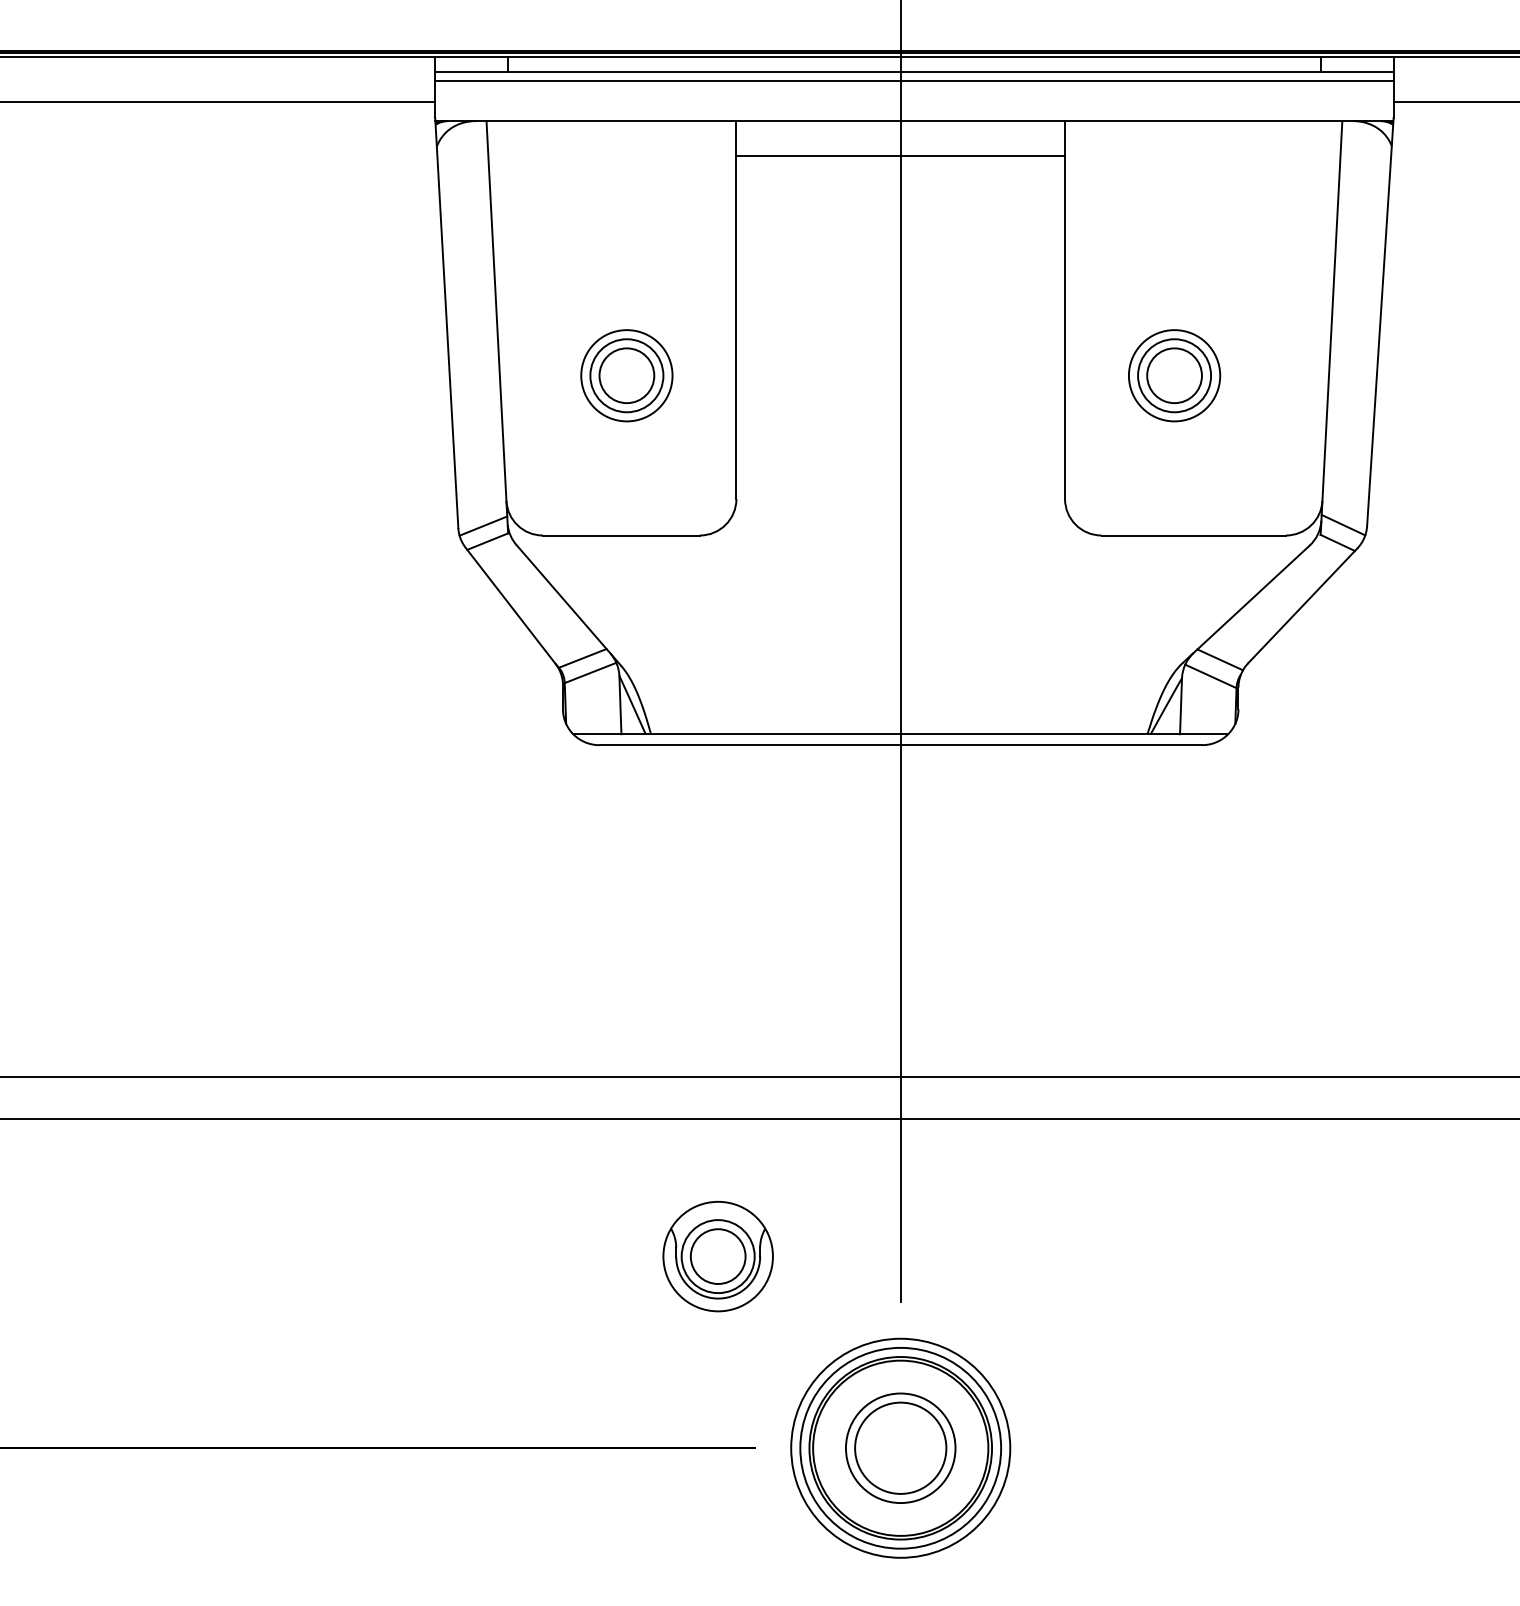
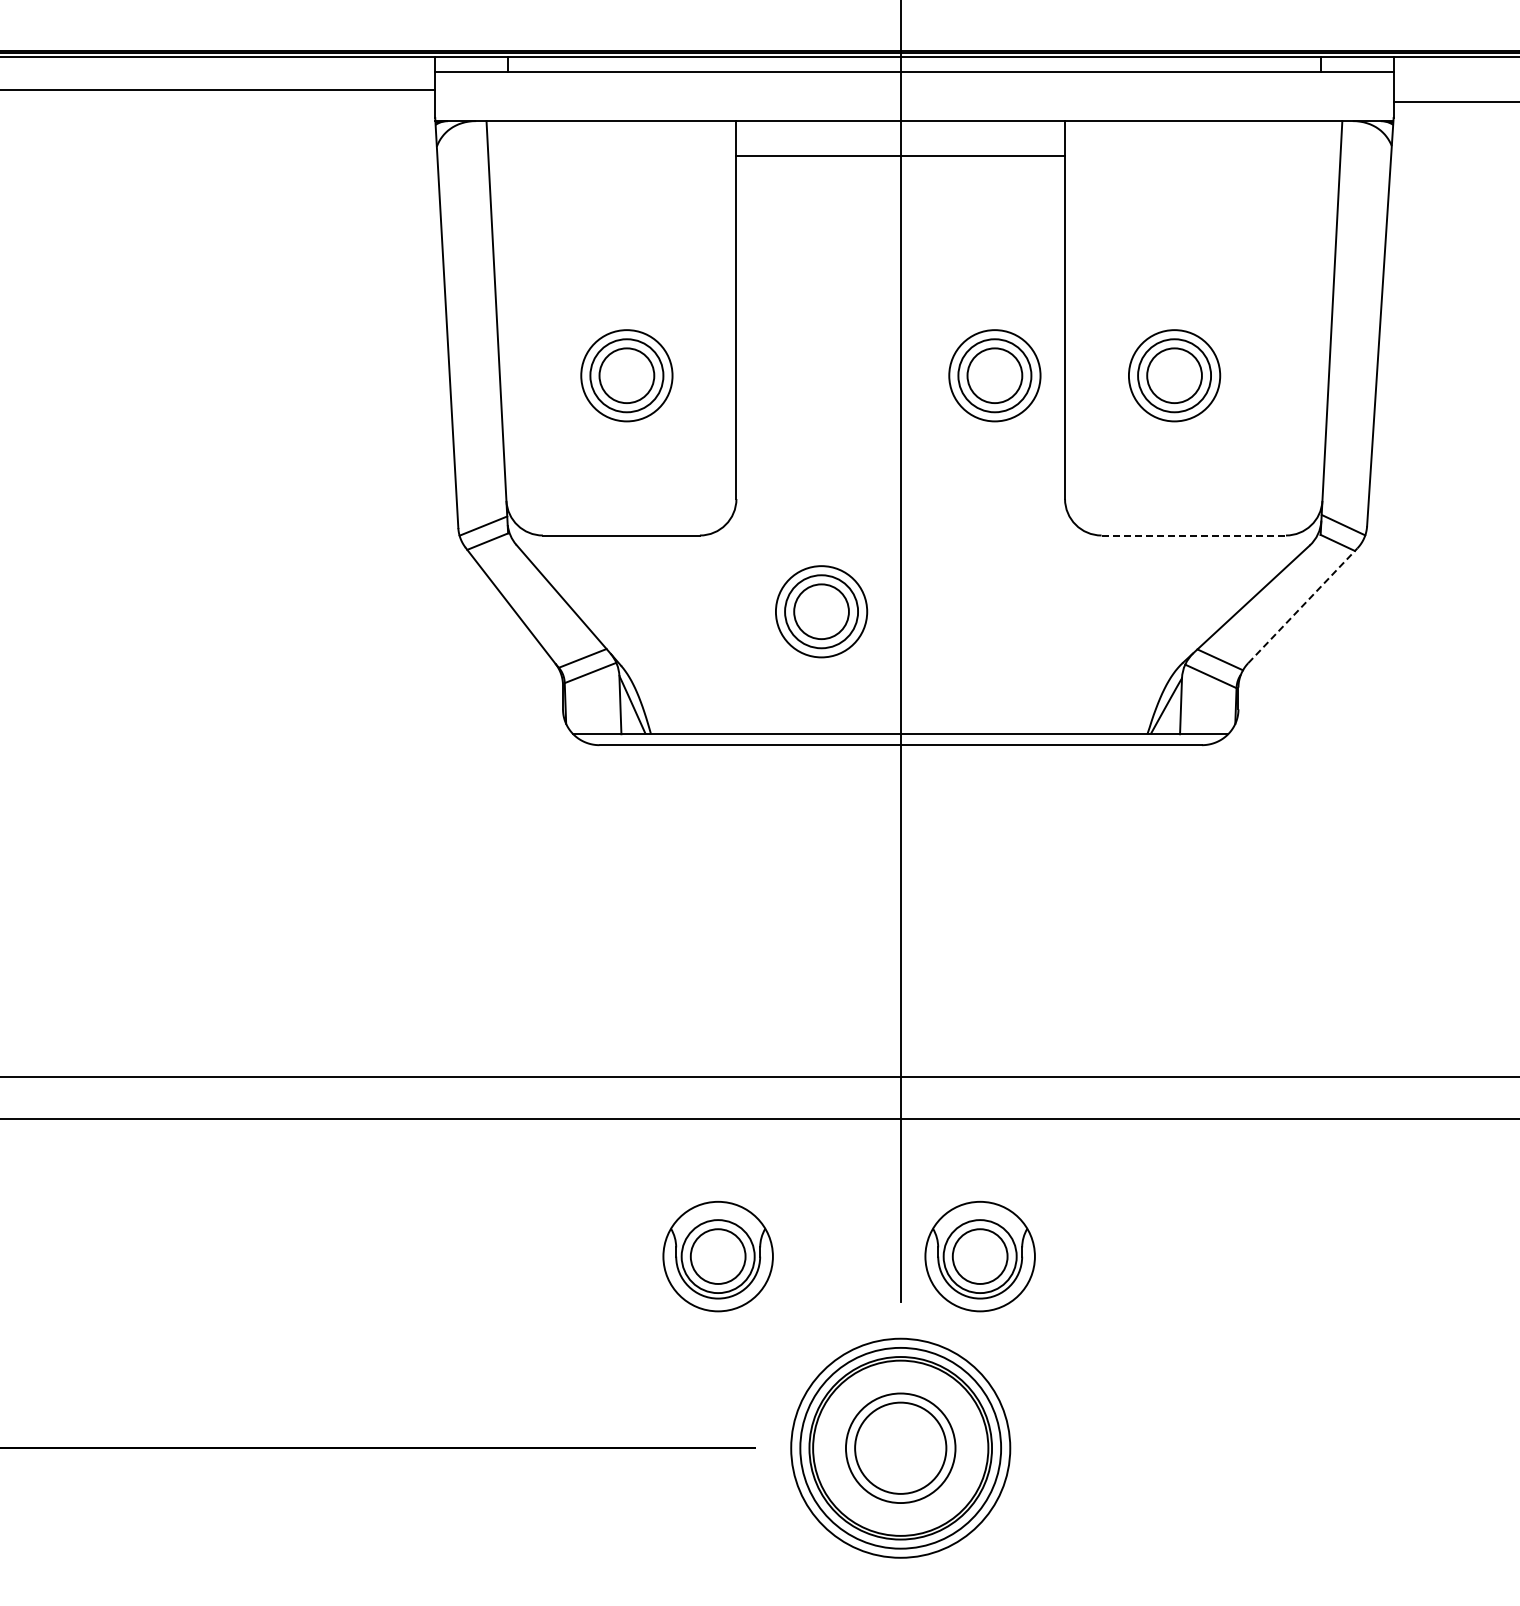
line: present -> none (914, 80)
line position: (218, 101) -> (218, 89) (218, 89)
part: none -> present (994, 375)
line: solid -> dashed (1194, 535)
line: solid -> dashed (1303, 605)
part: none -> present (821, 611)
part: none -> present (979, 1256)
